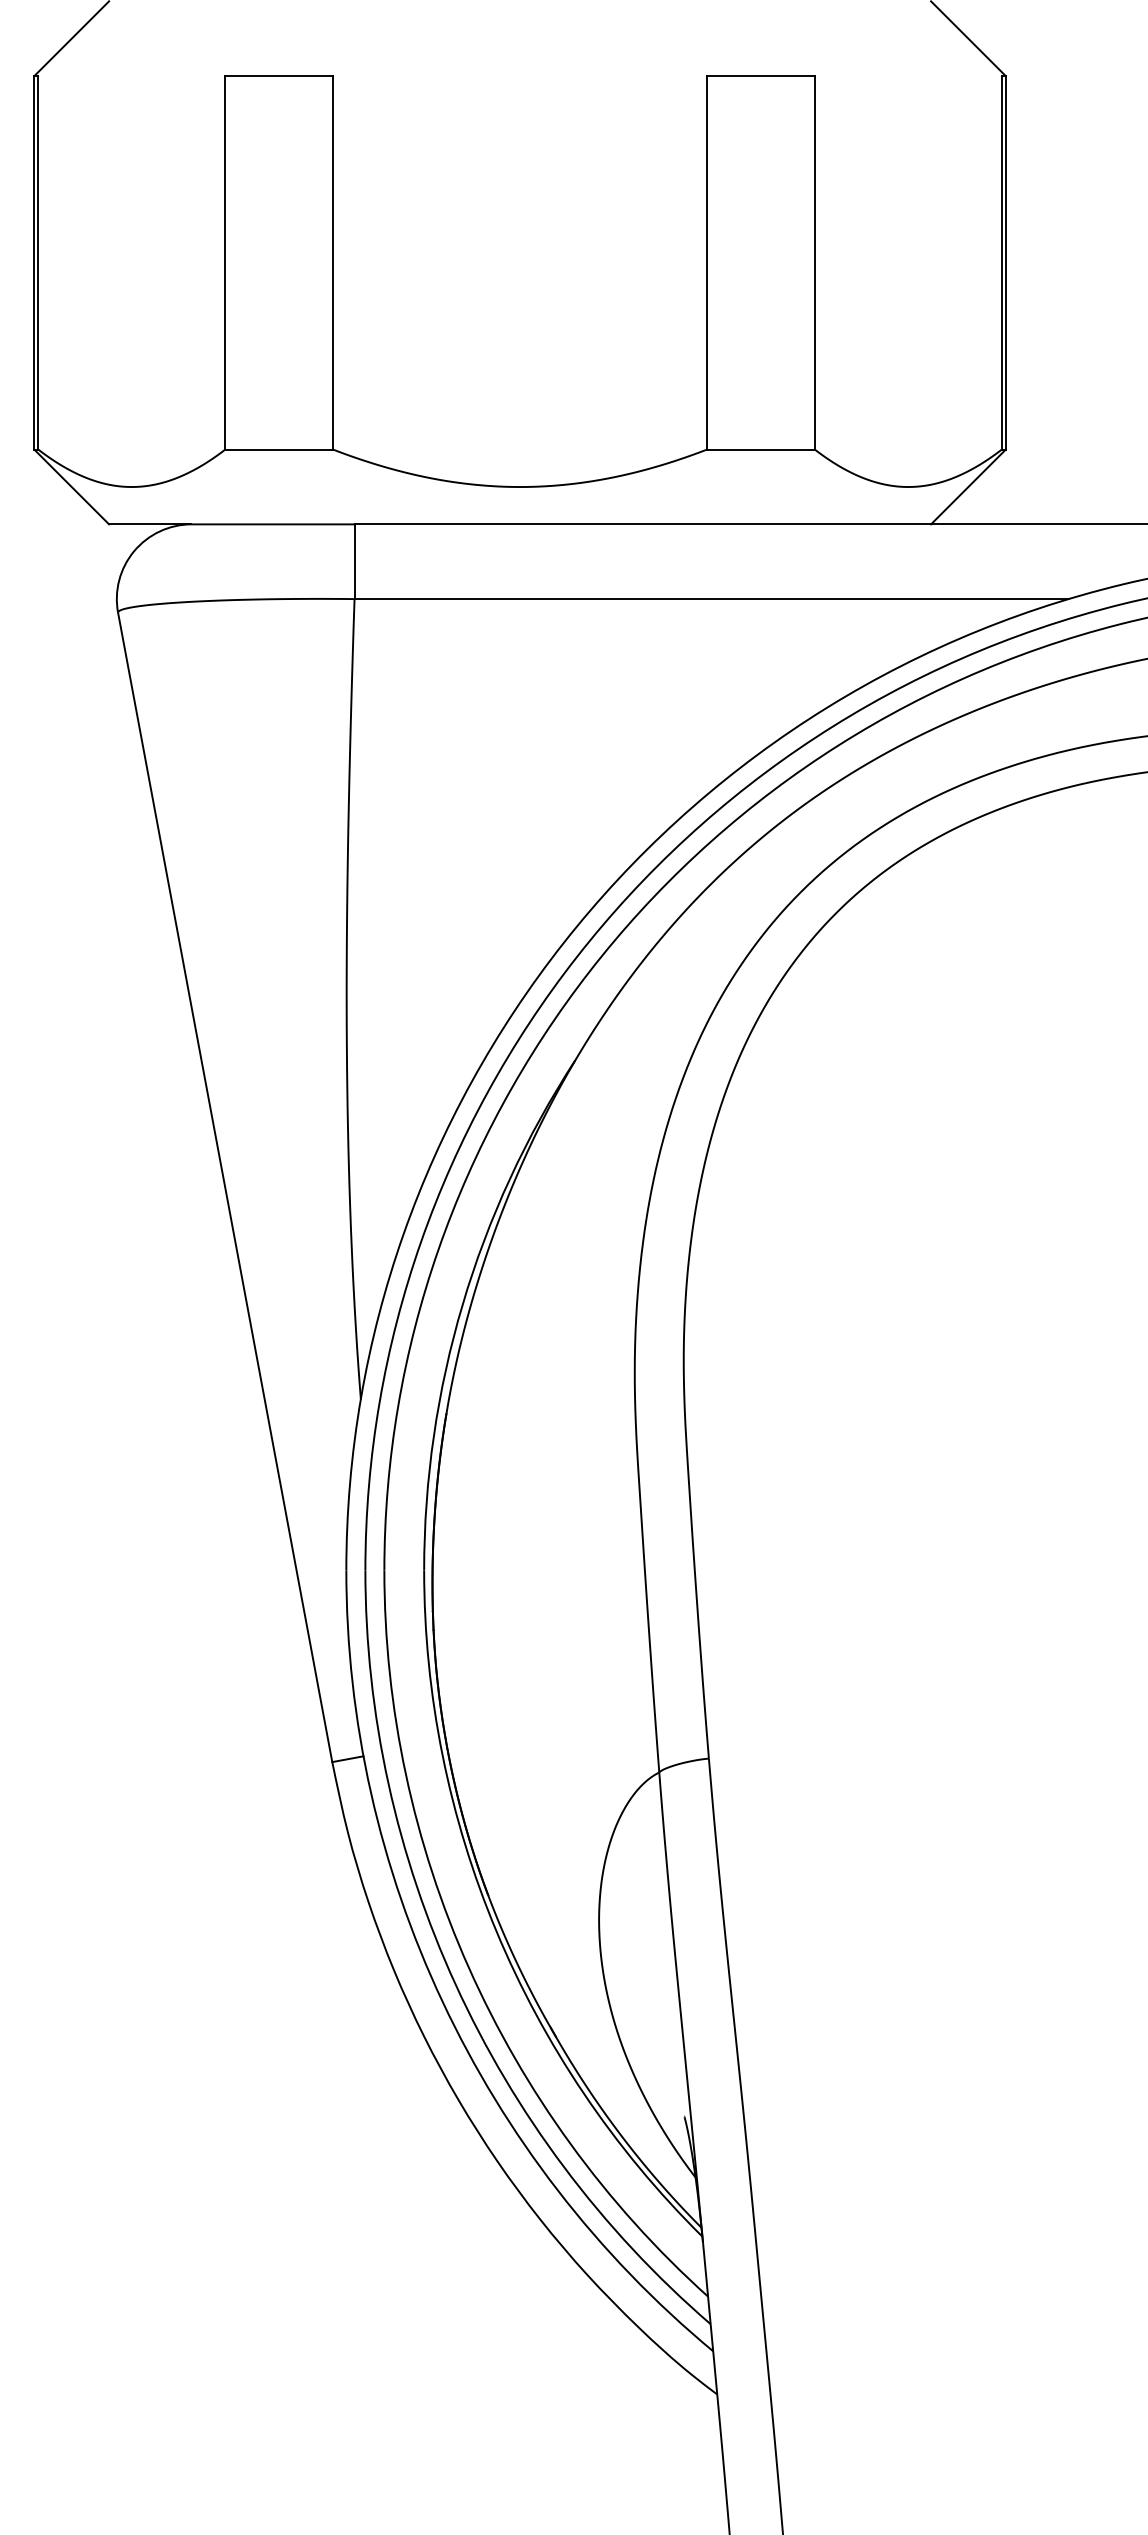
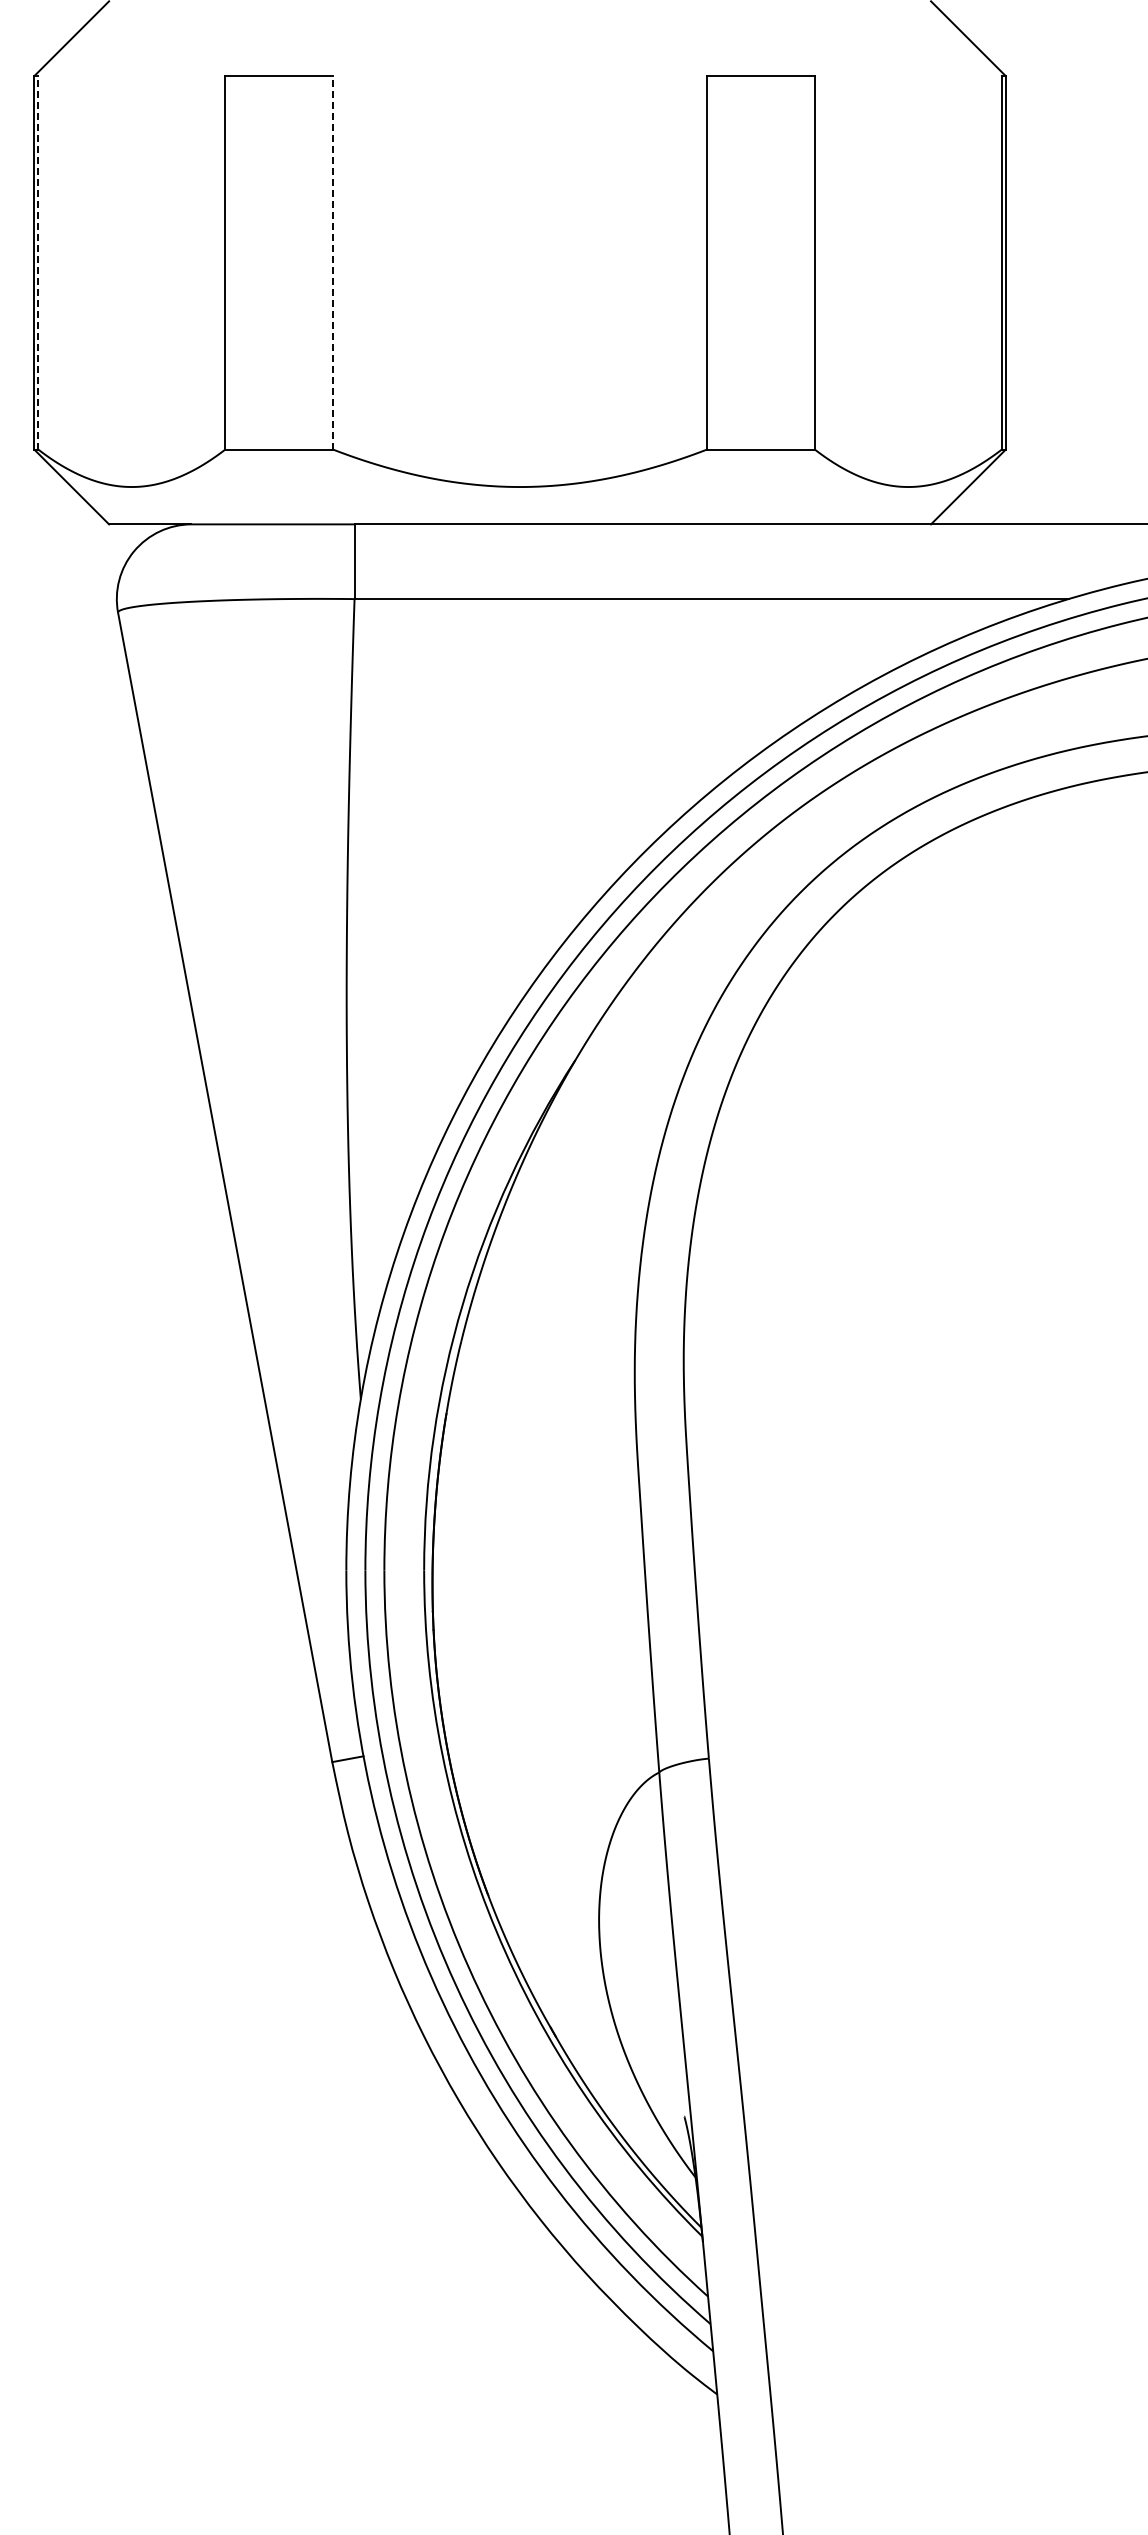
line: solid -> dashed (38, 262)
line: solid -> dashed (333, 262)
